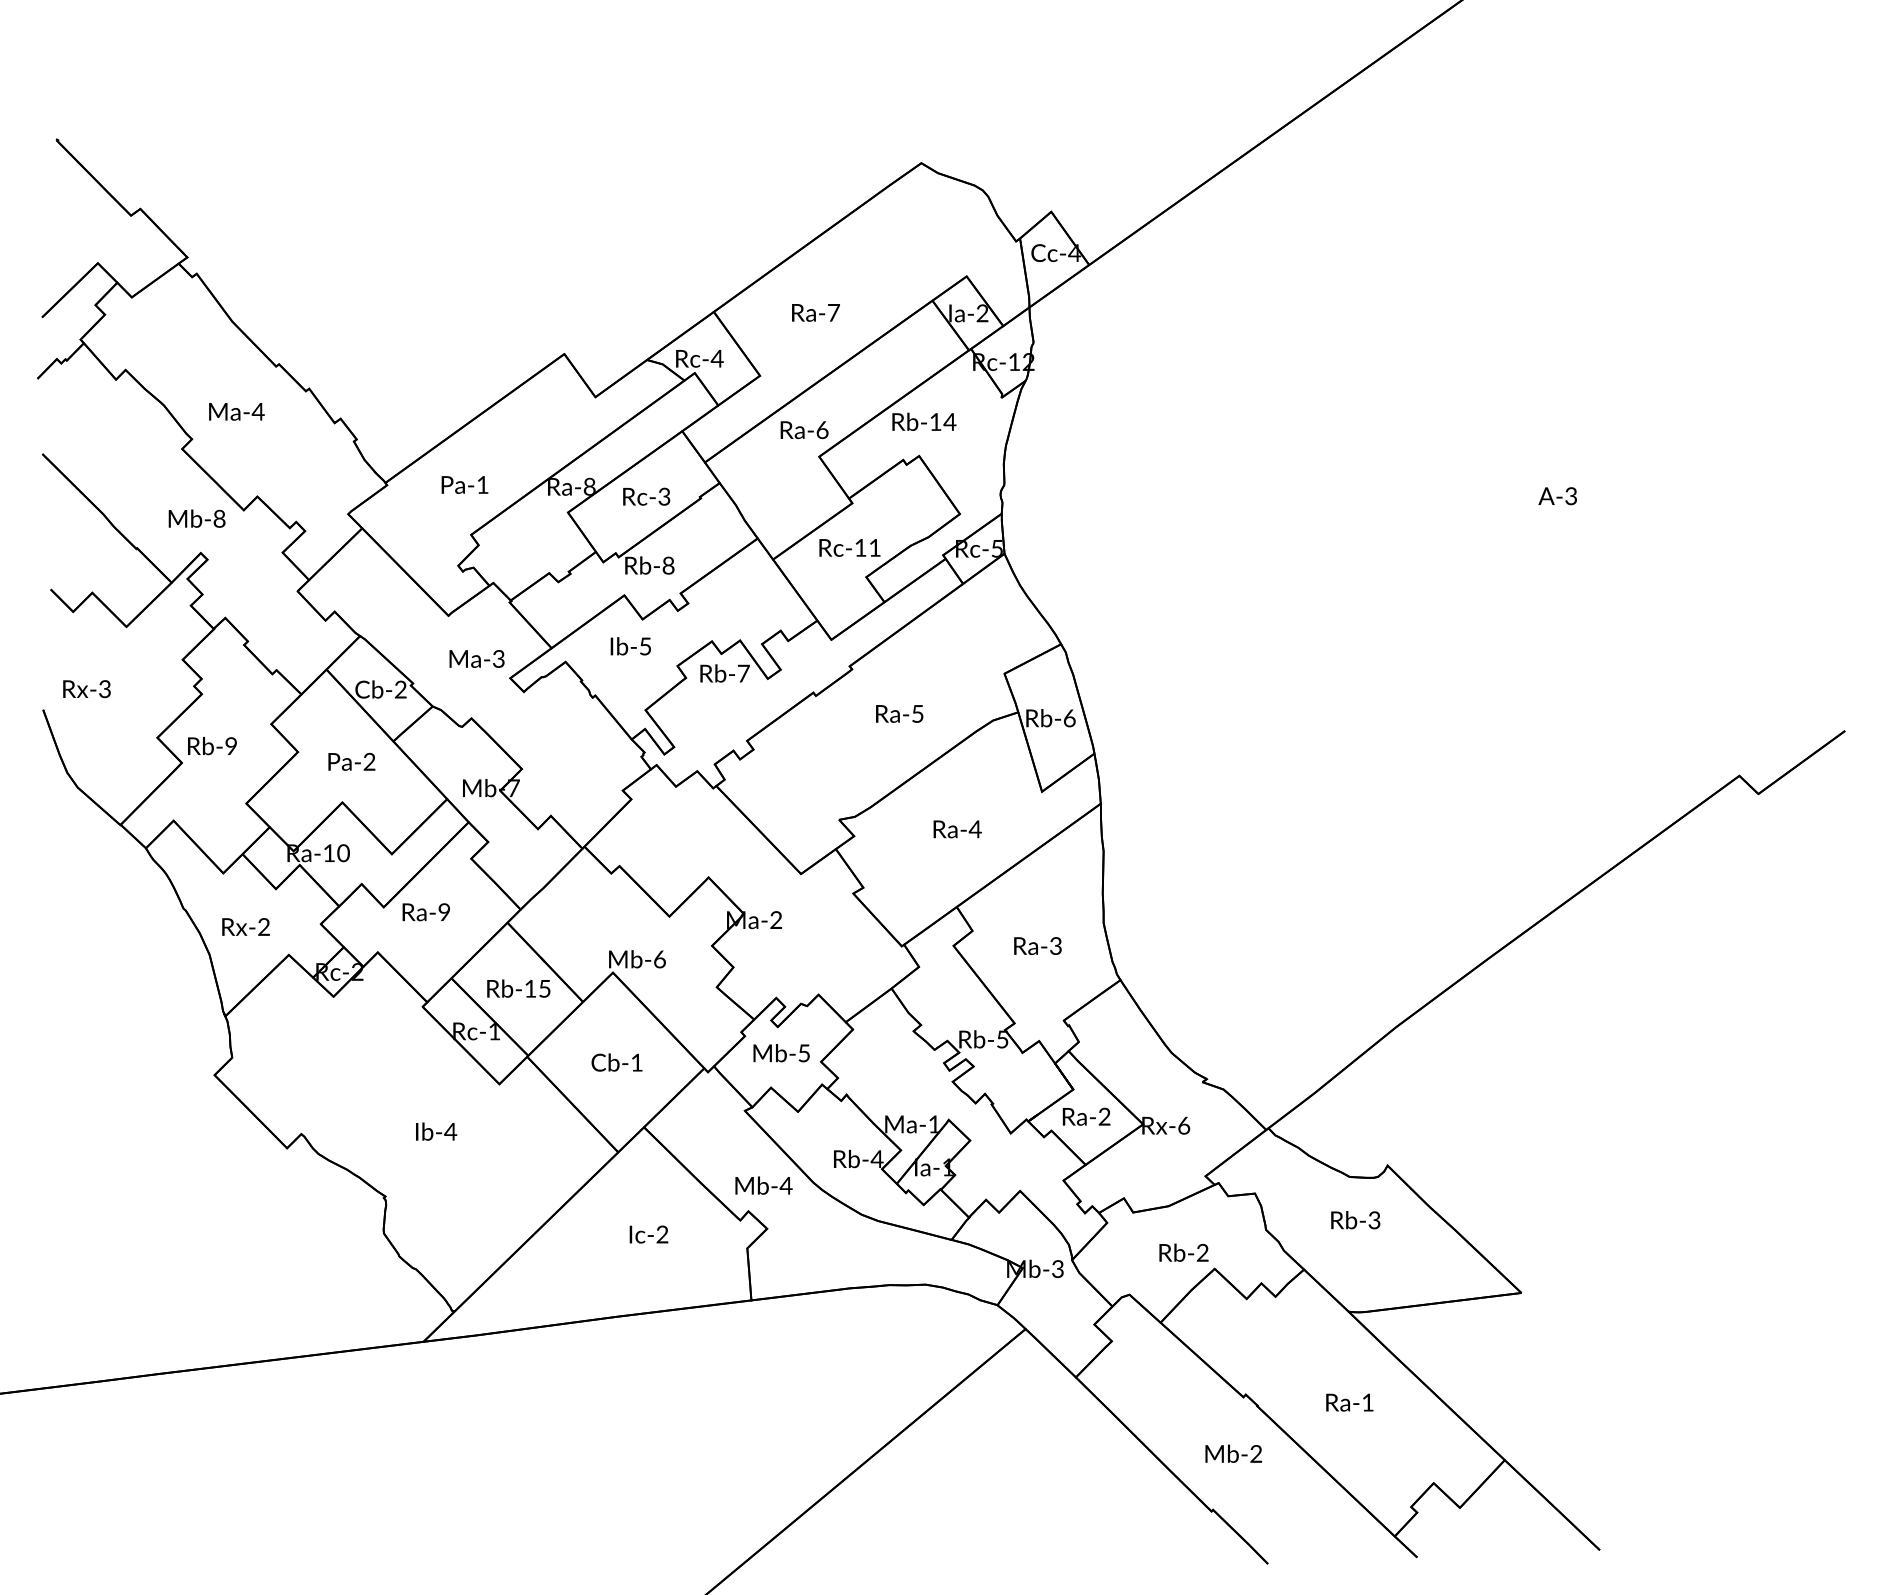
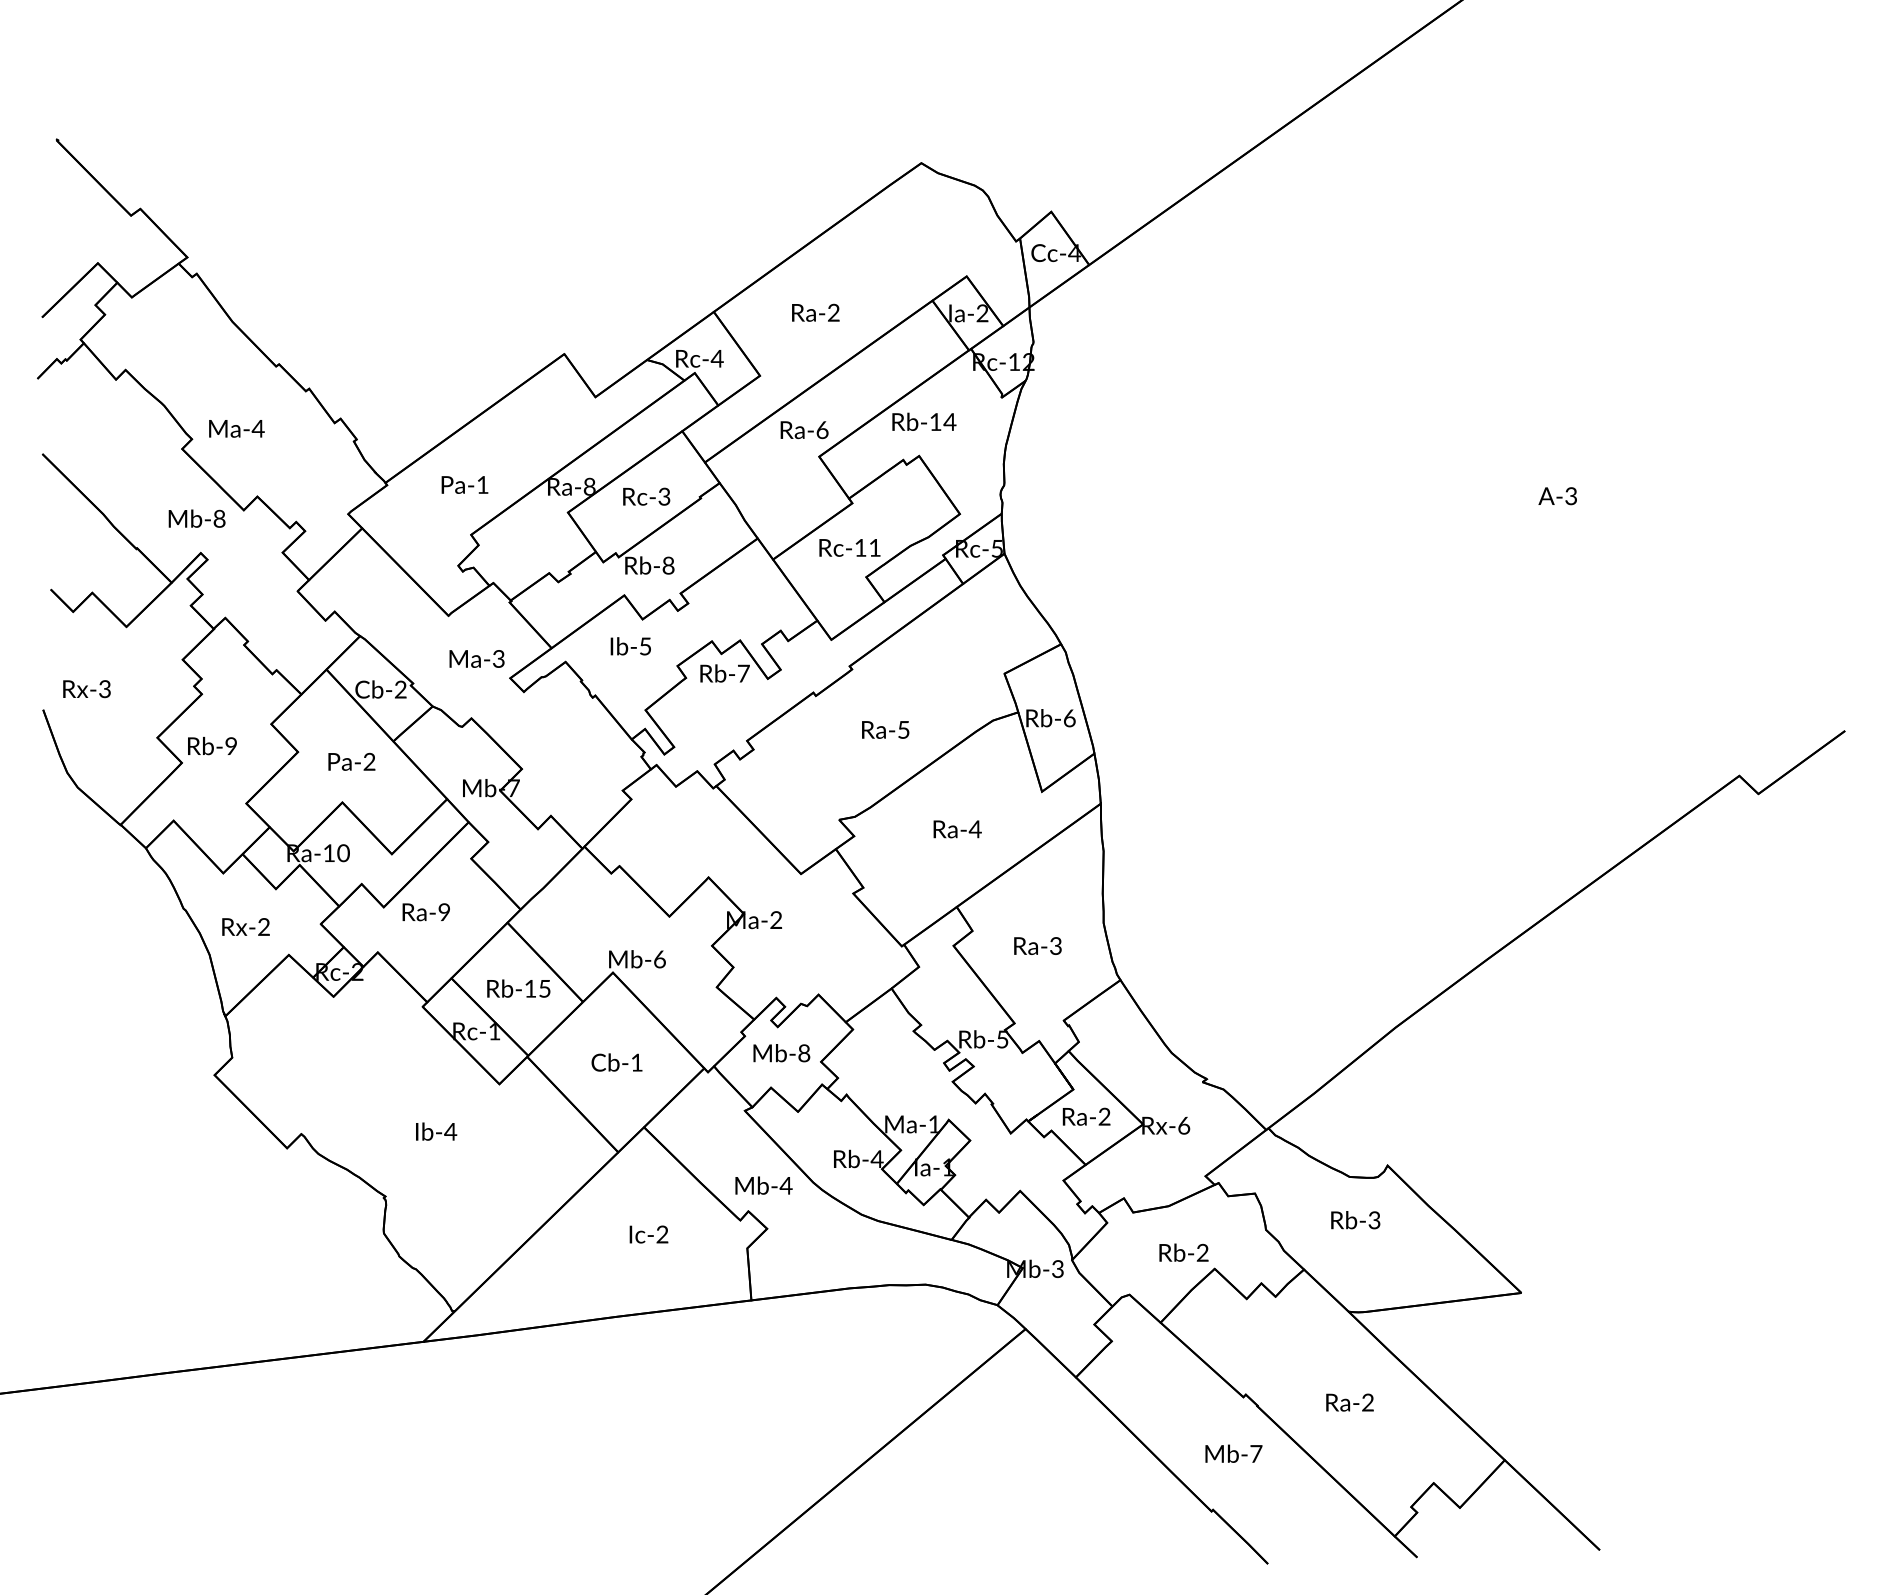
text: Ra-7 -> Ra-2 (833, 312)
text position: (236, 411) -> (236, 428) (236, 428)
text position: (899, 713) -> (885, 729) (885, 729)
text: Mb-5 -> Mb-8 (804, 1053)
text: Ra-1 -> Ra-2 (1367, 1402)
text: Mb-2 -> Mb-7 (1256, 1453)
